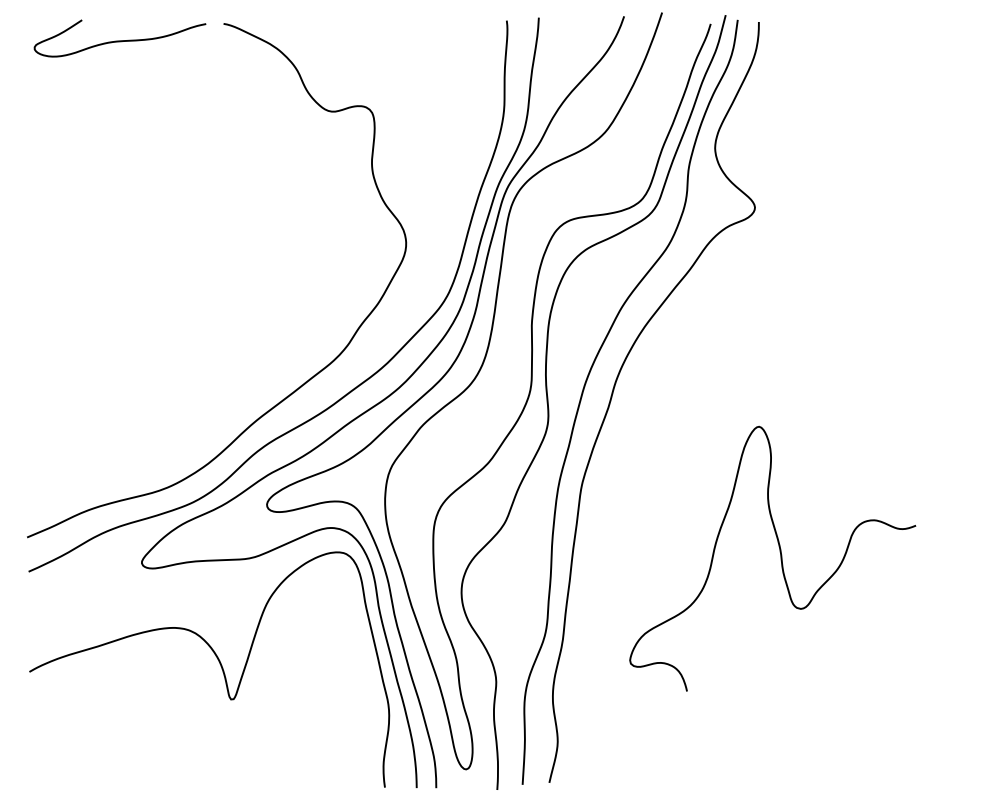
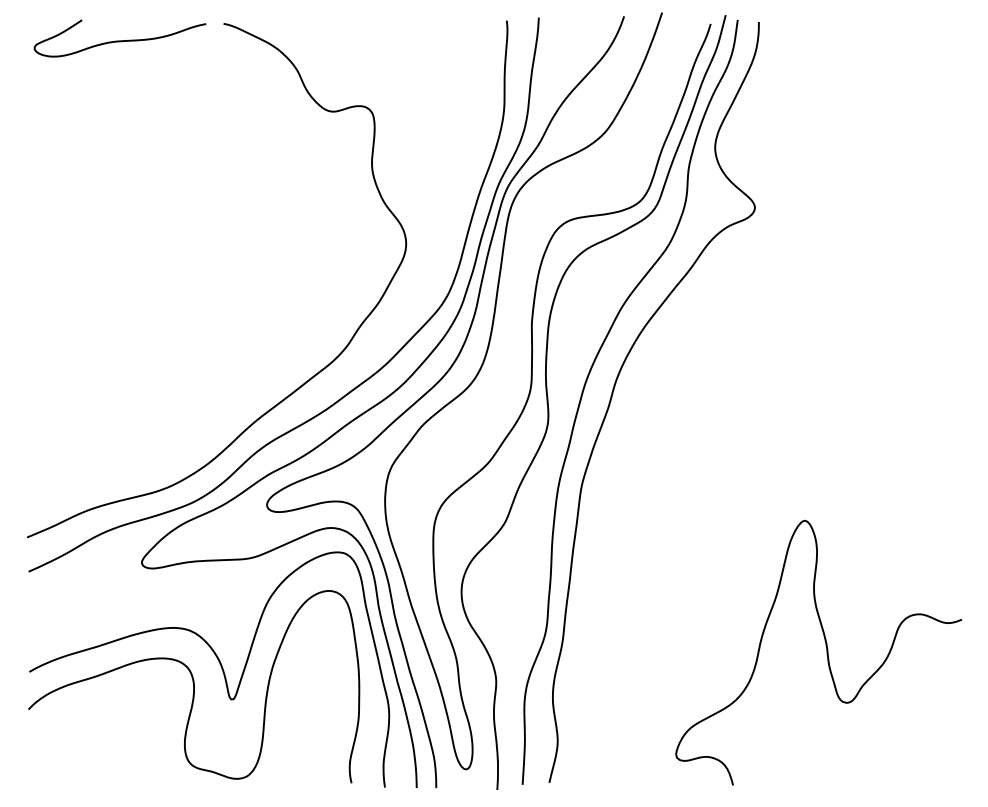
curve position: (780, 558) -> (826, 652) (826, 652)
curve: none -> present (194, 686)
